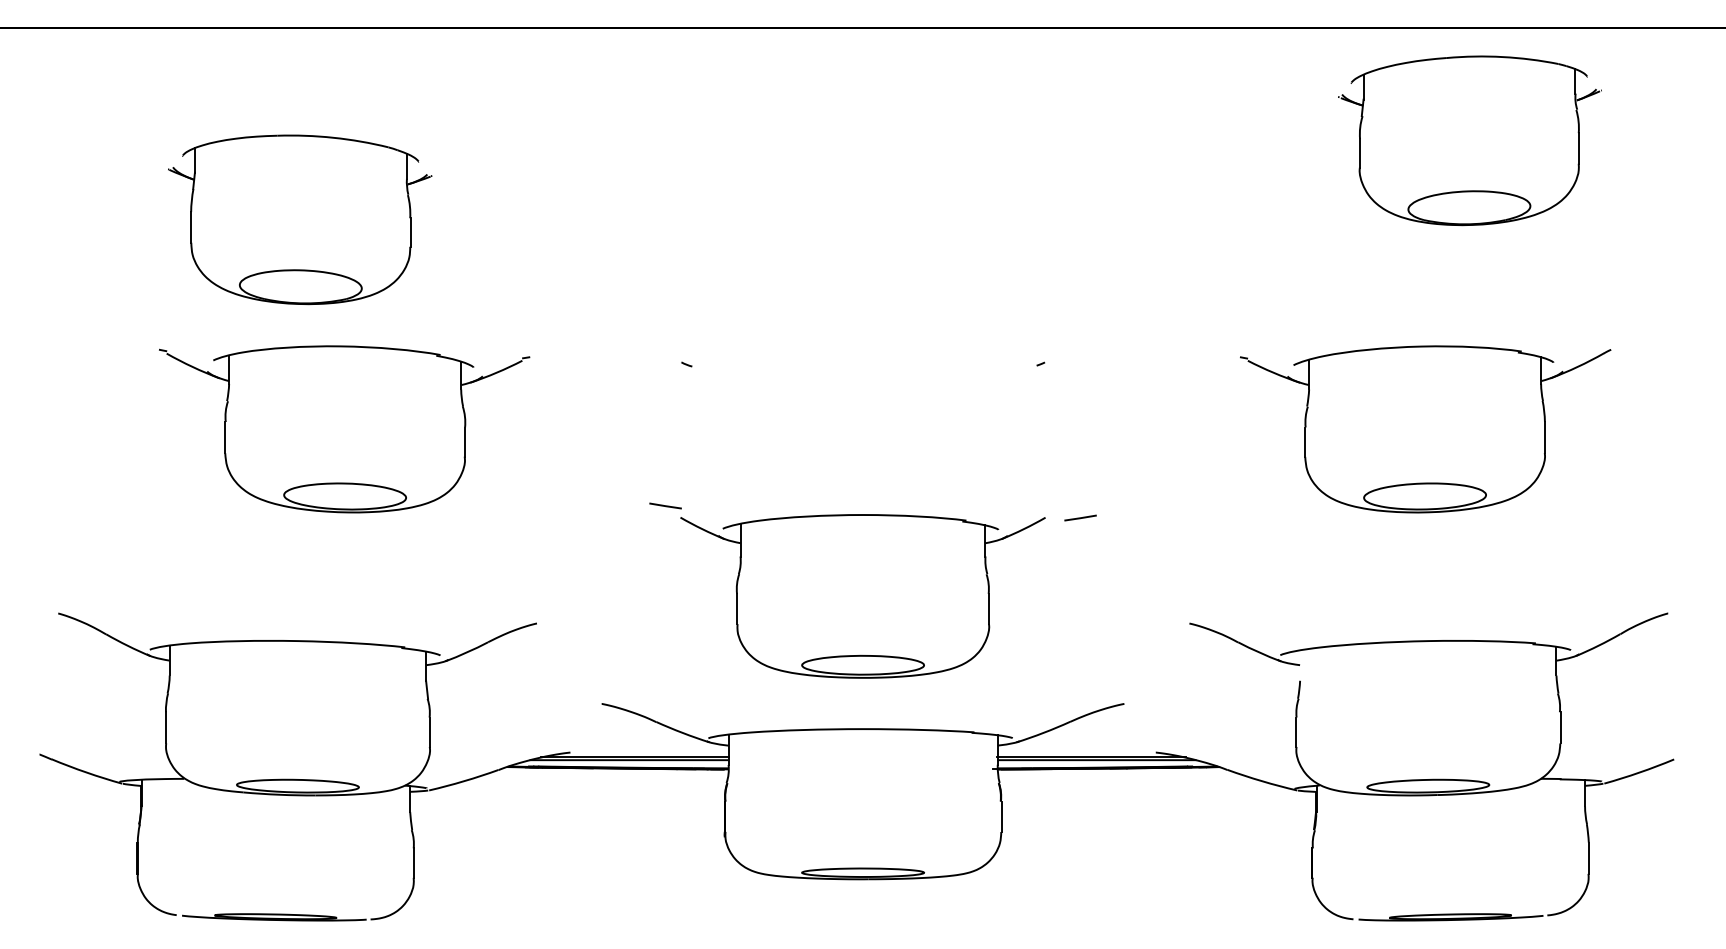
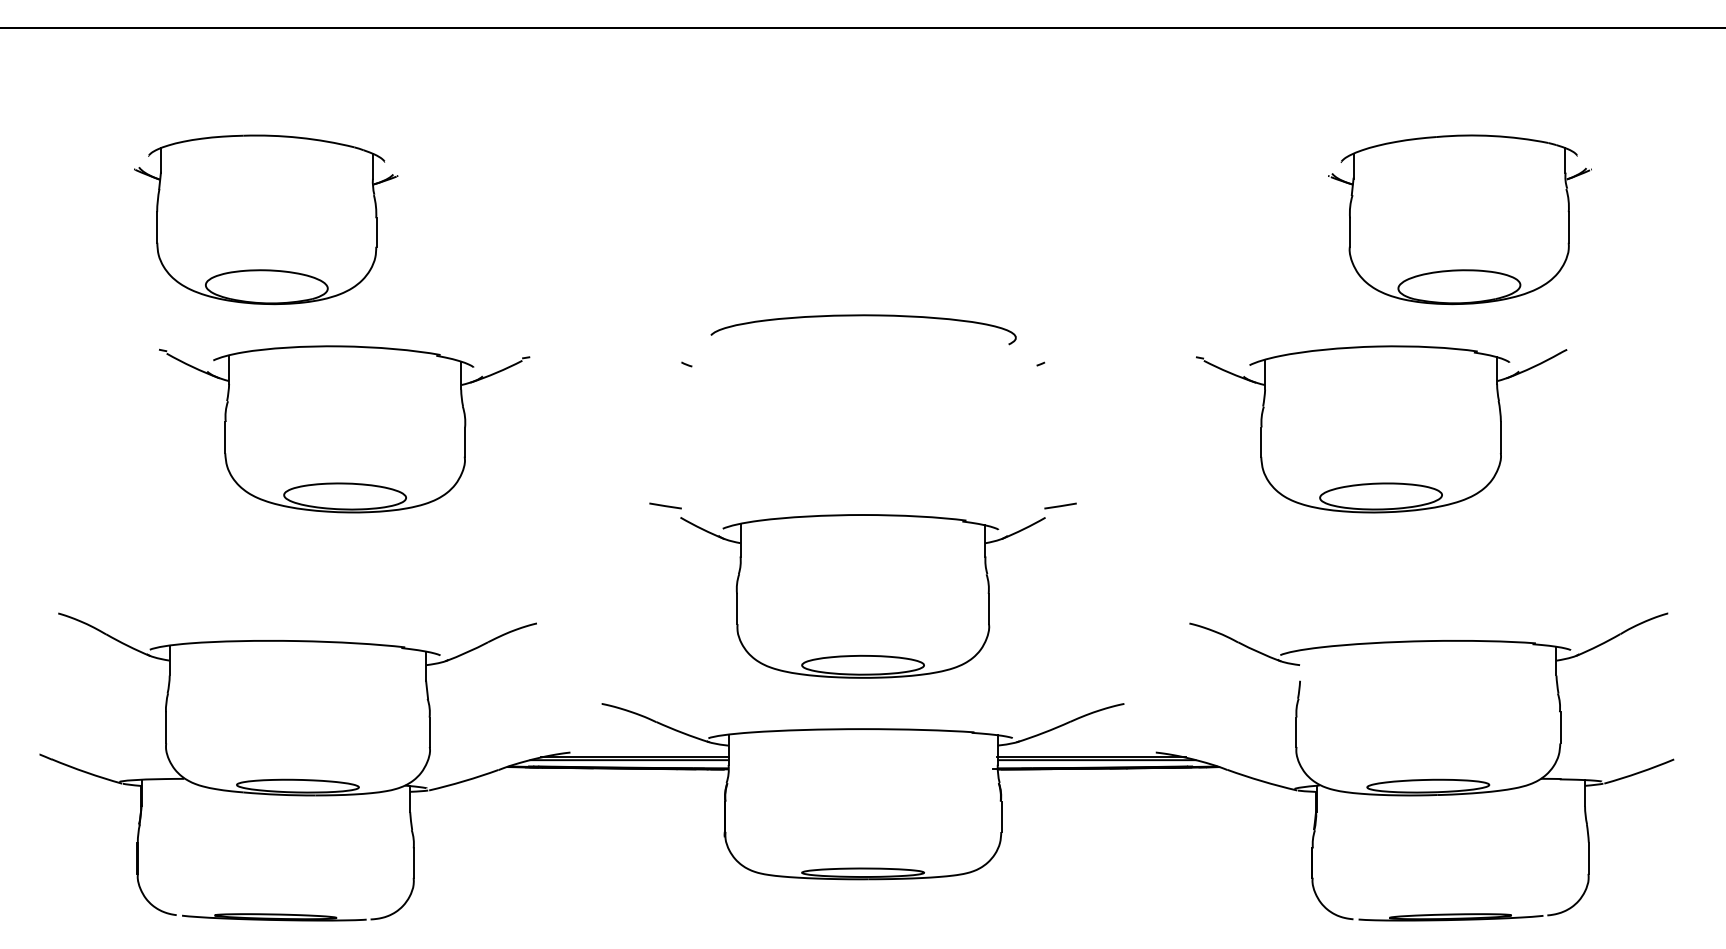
part position: (1469, 140) -> (1459, 219) (1459, 219)
part position: (300, 219) -> (266, 219) (266, 219)
curve: none -> present (863, 316)
part position: (1425, 429) -> (1381, 429) (1381, 429)
line position: (1080, 517) -> (1060, 505) (1060, 505)
